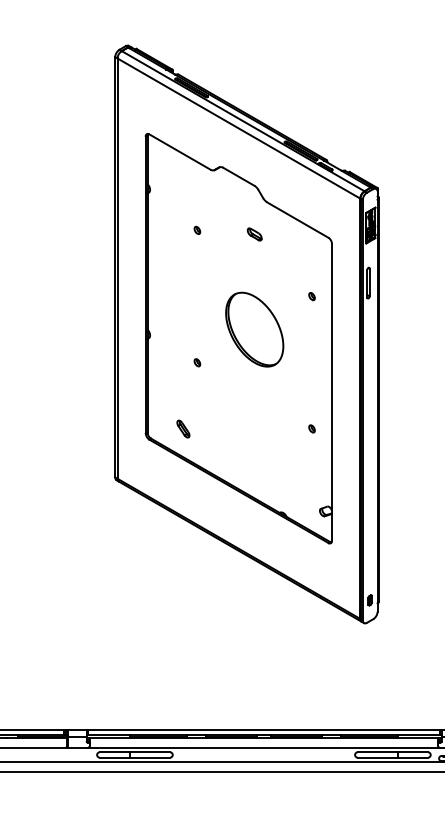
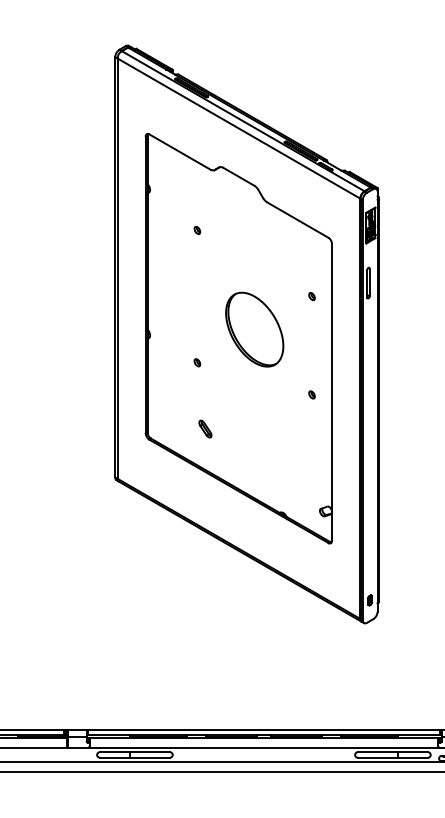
part: present -> none (254, 234)
part position: (183, 428) -> (205, 428) (205, 428)
part position: (311, 428) -> (311, 394) (311, 394)
